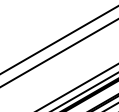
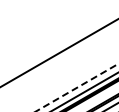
line: present -> none (58, 40)
line: solid -> dashed (77, 87)
